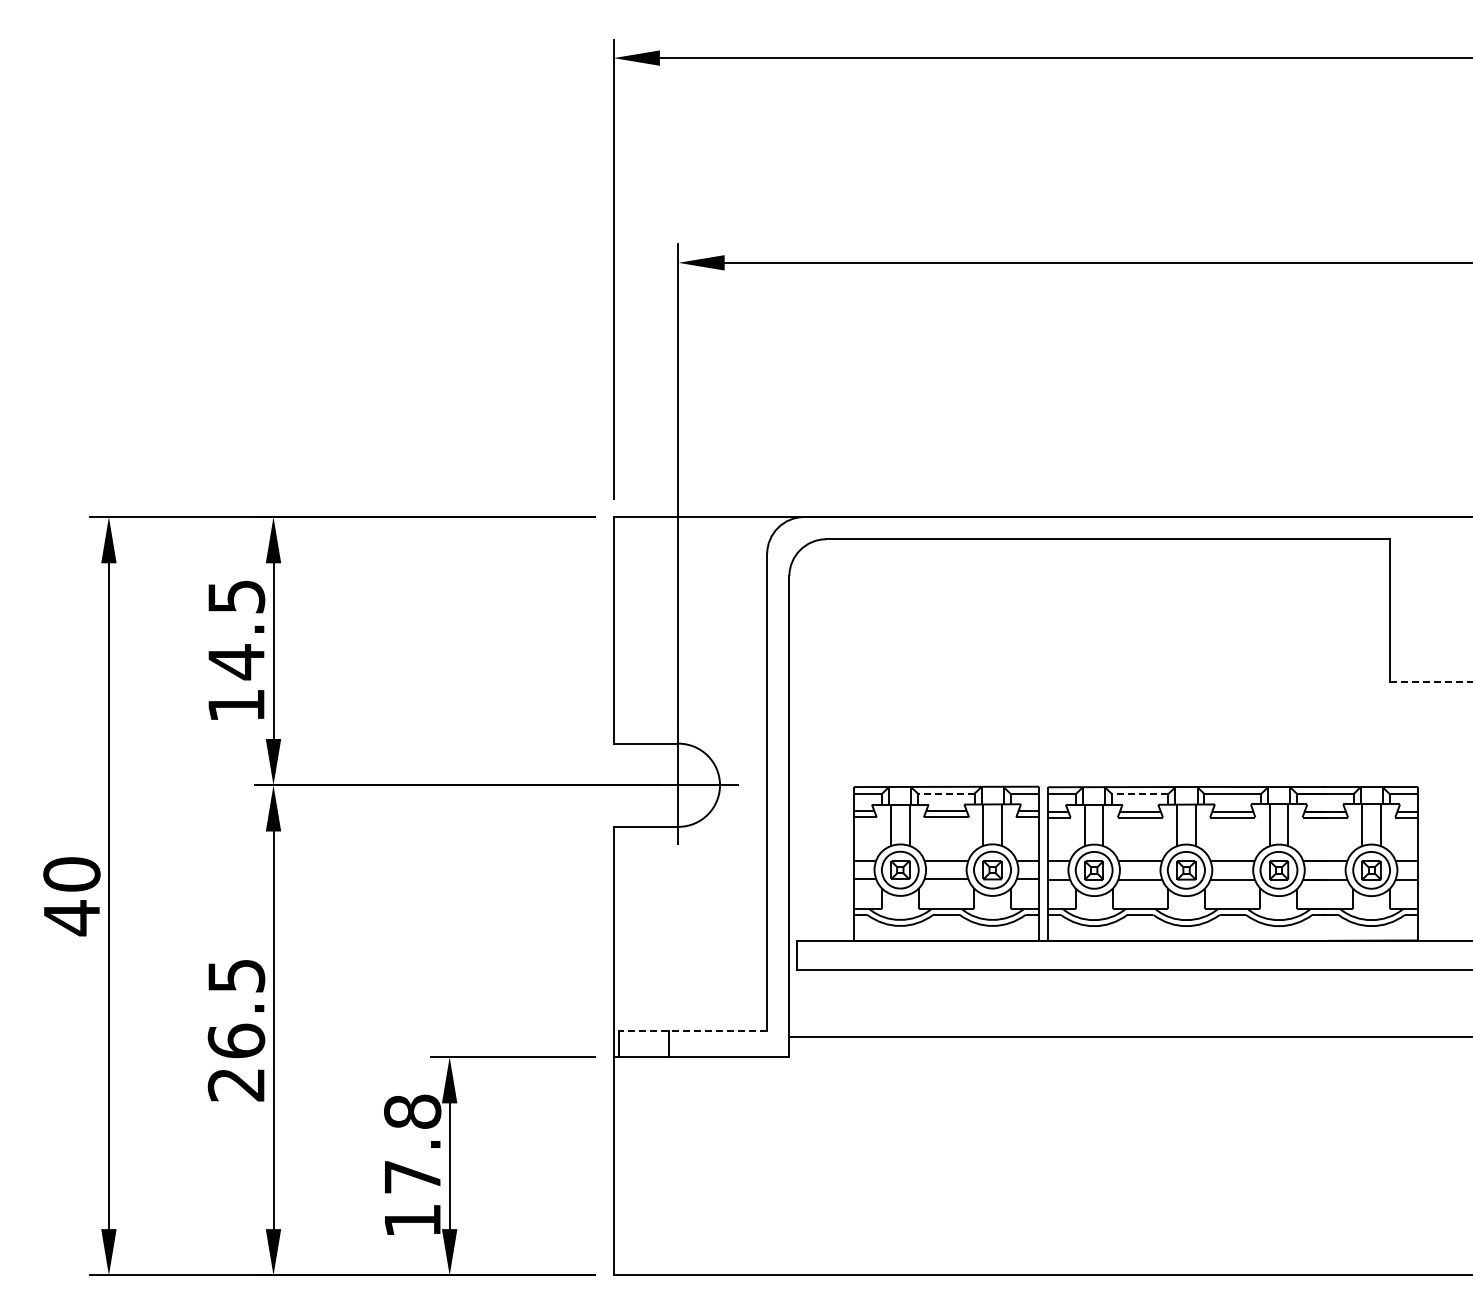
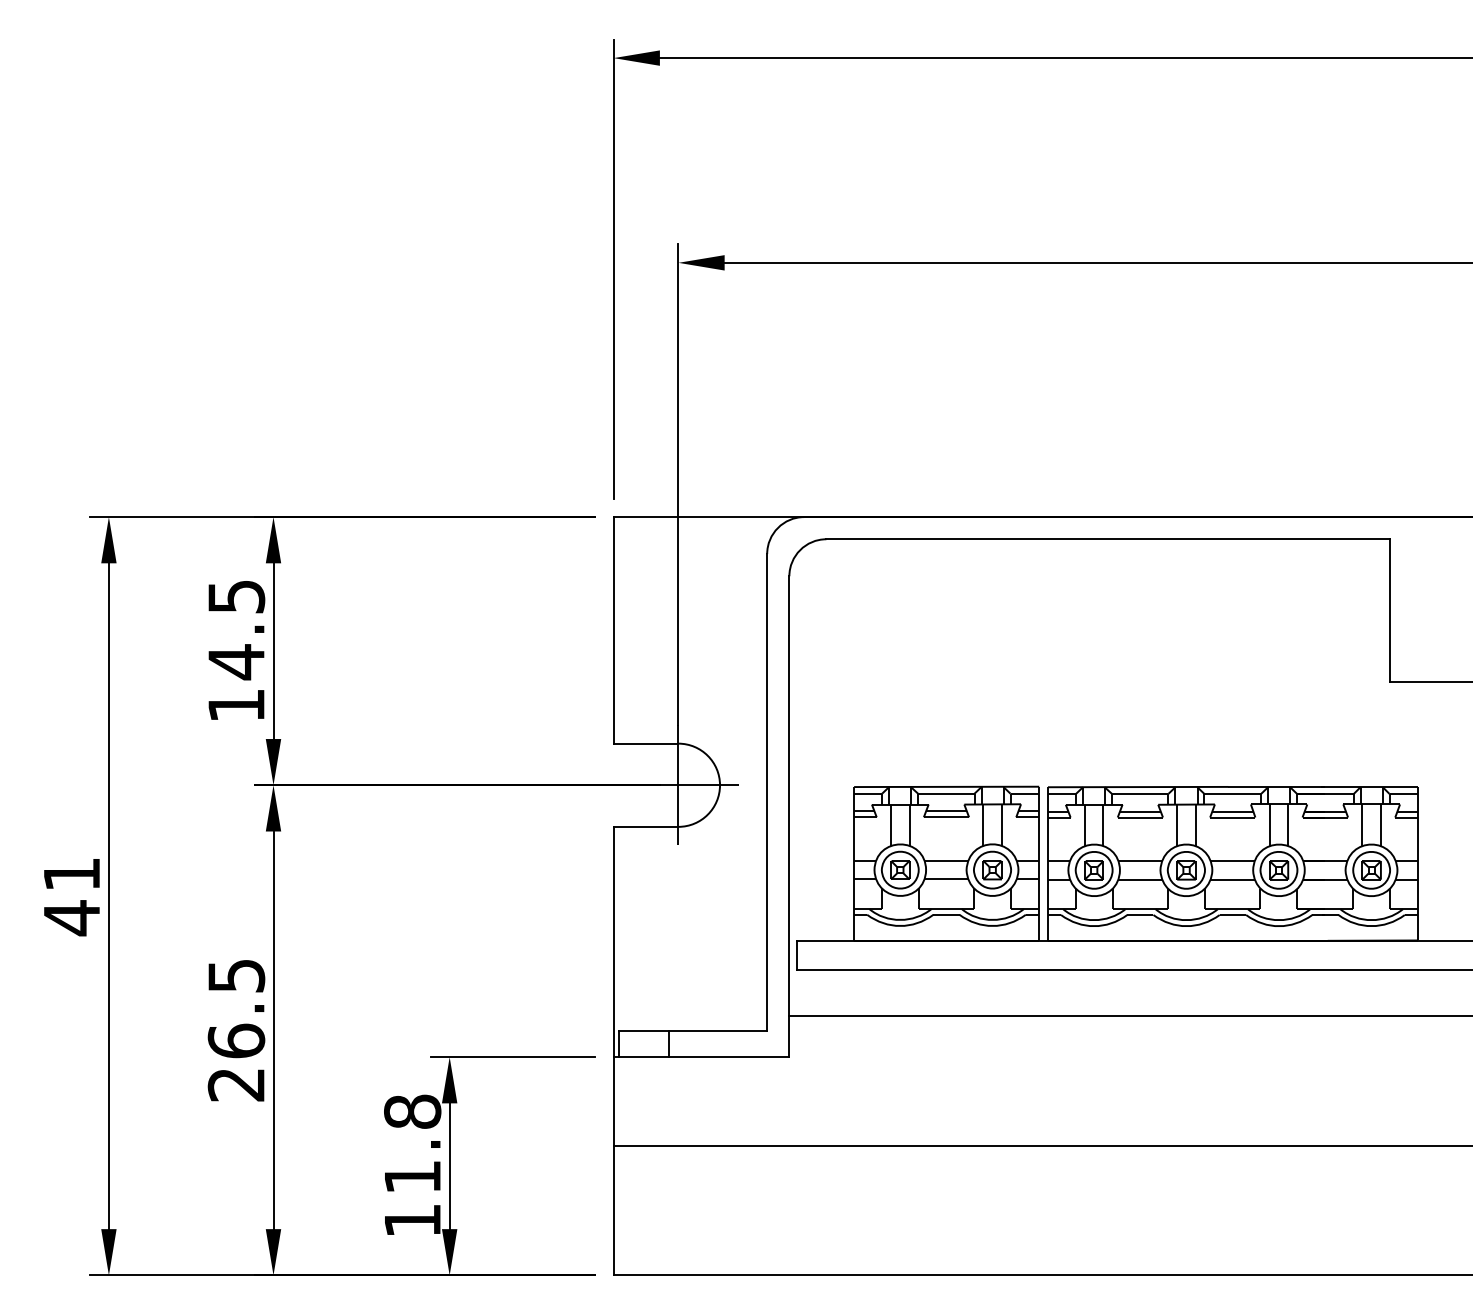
line: dashed -> solid (1431, 681)
line: dashed -> solid (945, 793)
line: dashed -> solid (1139, 793)
text: 40 -> 41 (71, 874)
line: dashed -> solid (693, 1031)
line position: (1129, 1037) -> (1129, 1016) (1129, 1016)
line: none -> present (1041, 1145)
text: 17.8 -> 11.8 (412, 1177)
